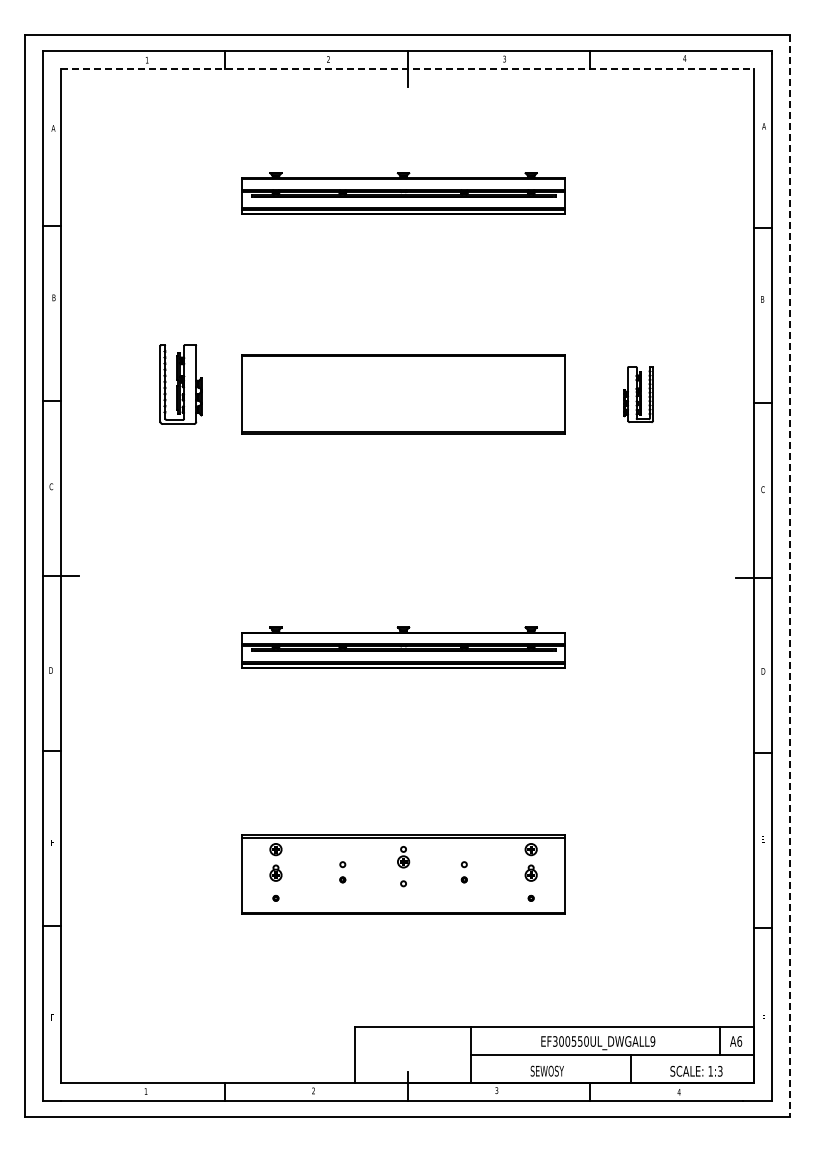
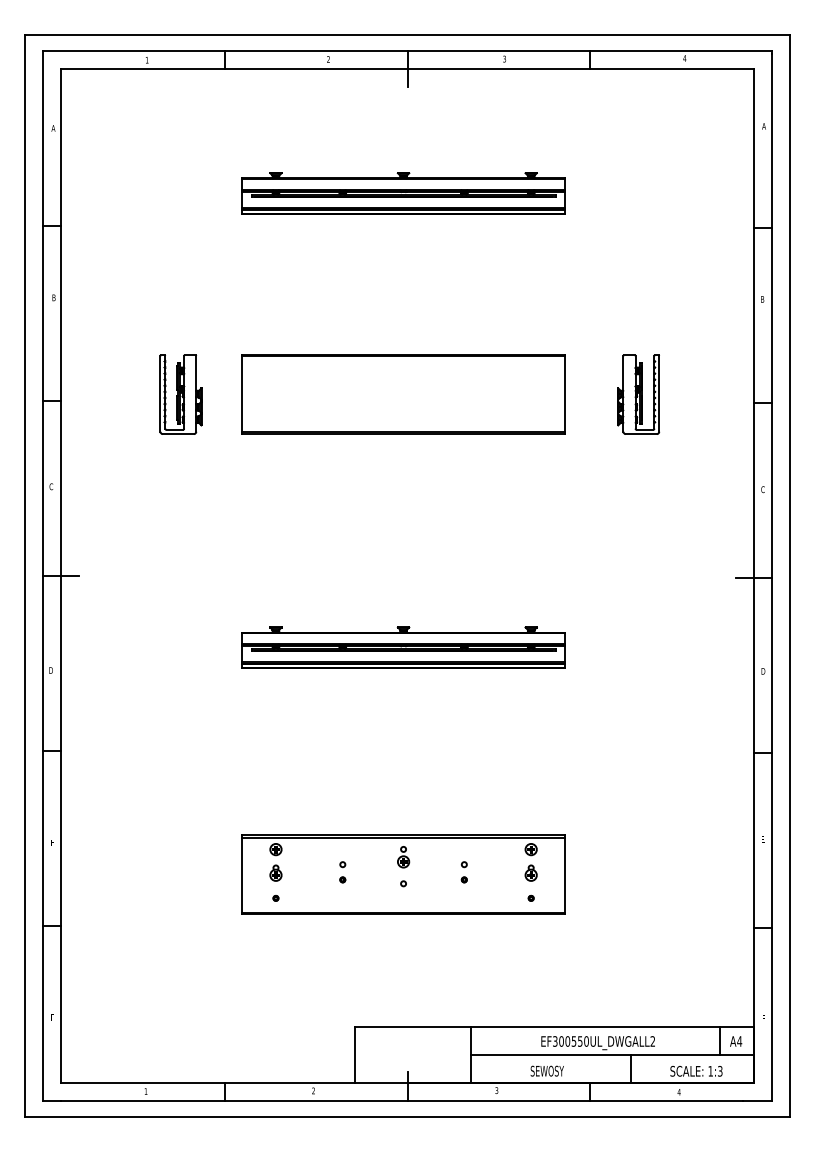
line: dashed -> solid (408, 69)
part position: (180, 384) -> (180, 394) (180, 394)
part size: 31x57 px -> 44x81 px (638, 394)
line: dashed -> solid (790, 576)
text: EF300550UL_DWGALL9 -> EF300550UL_DWGALL2 (652, 1041)
text: A6 -> A4 (739, 1041)
